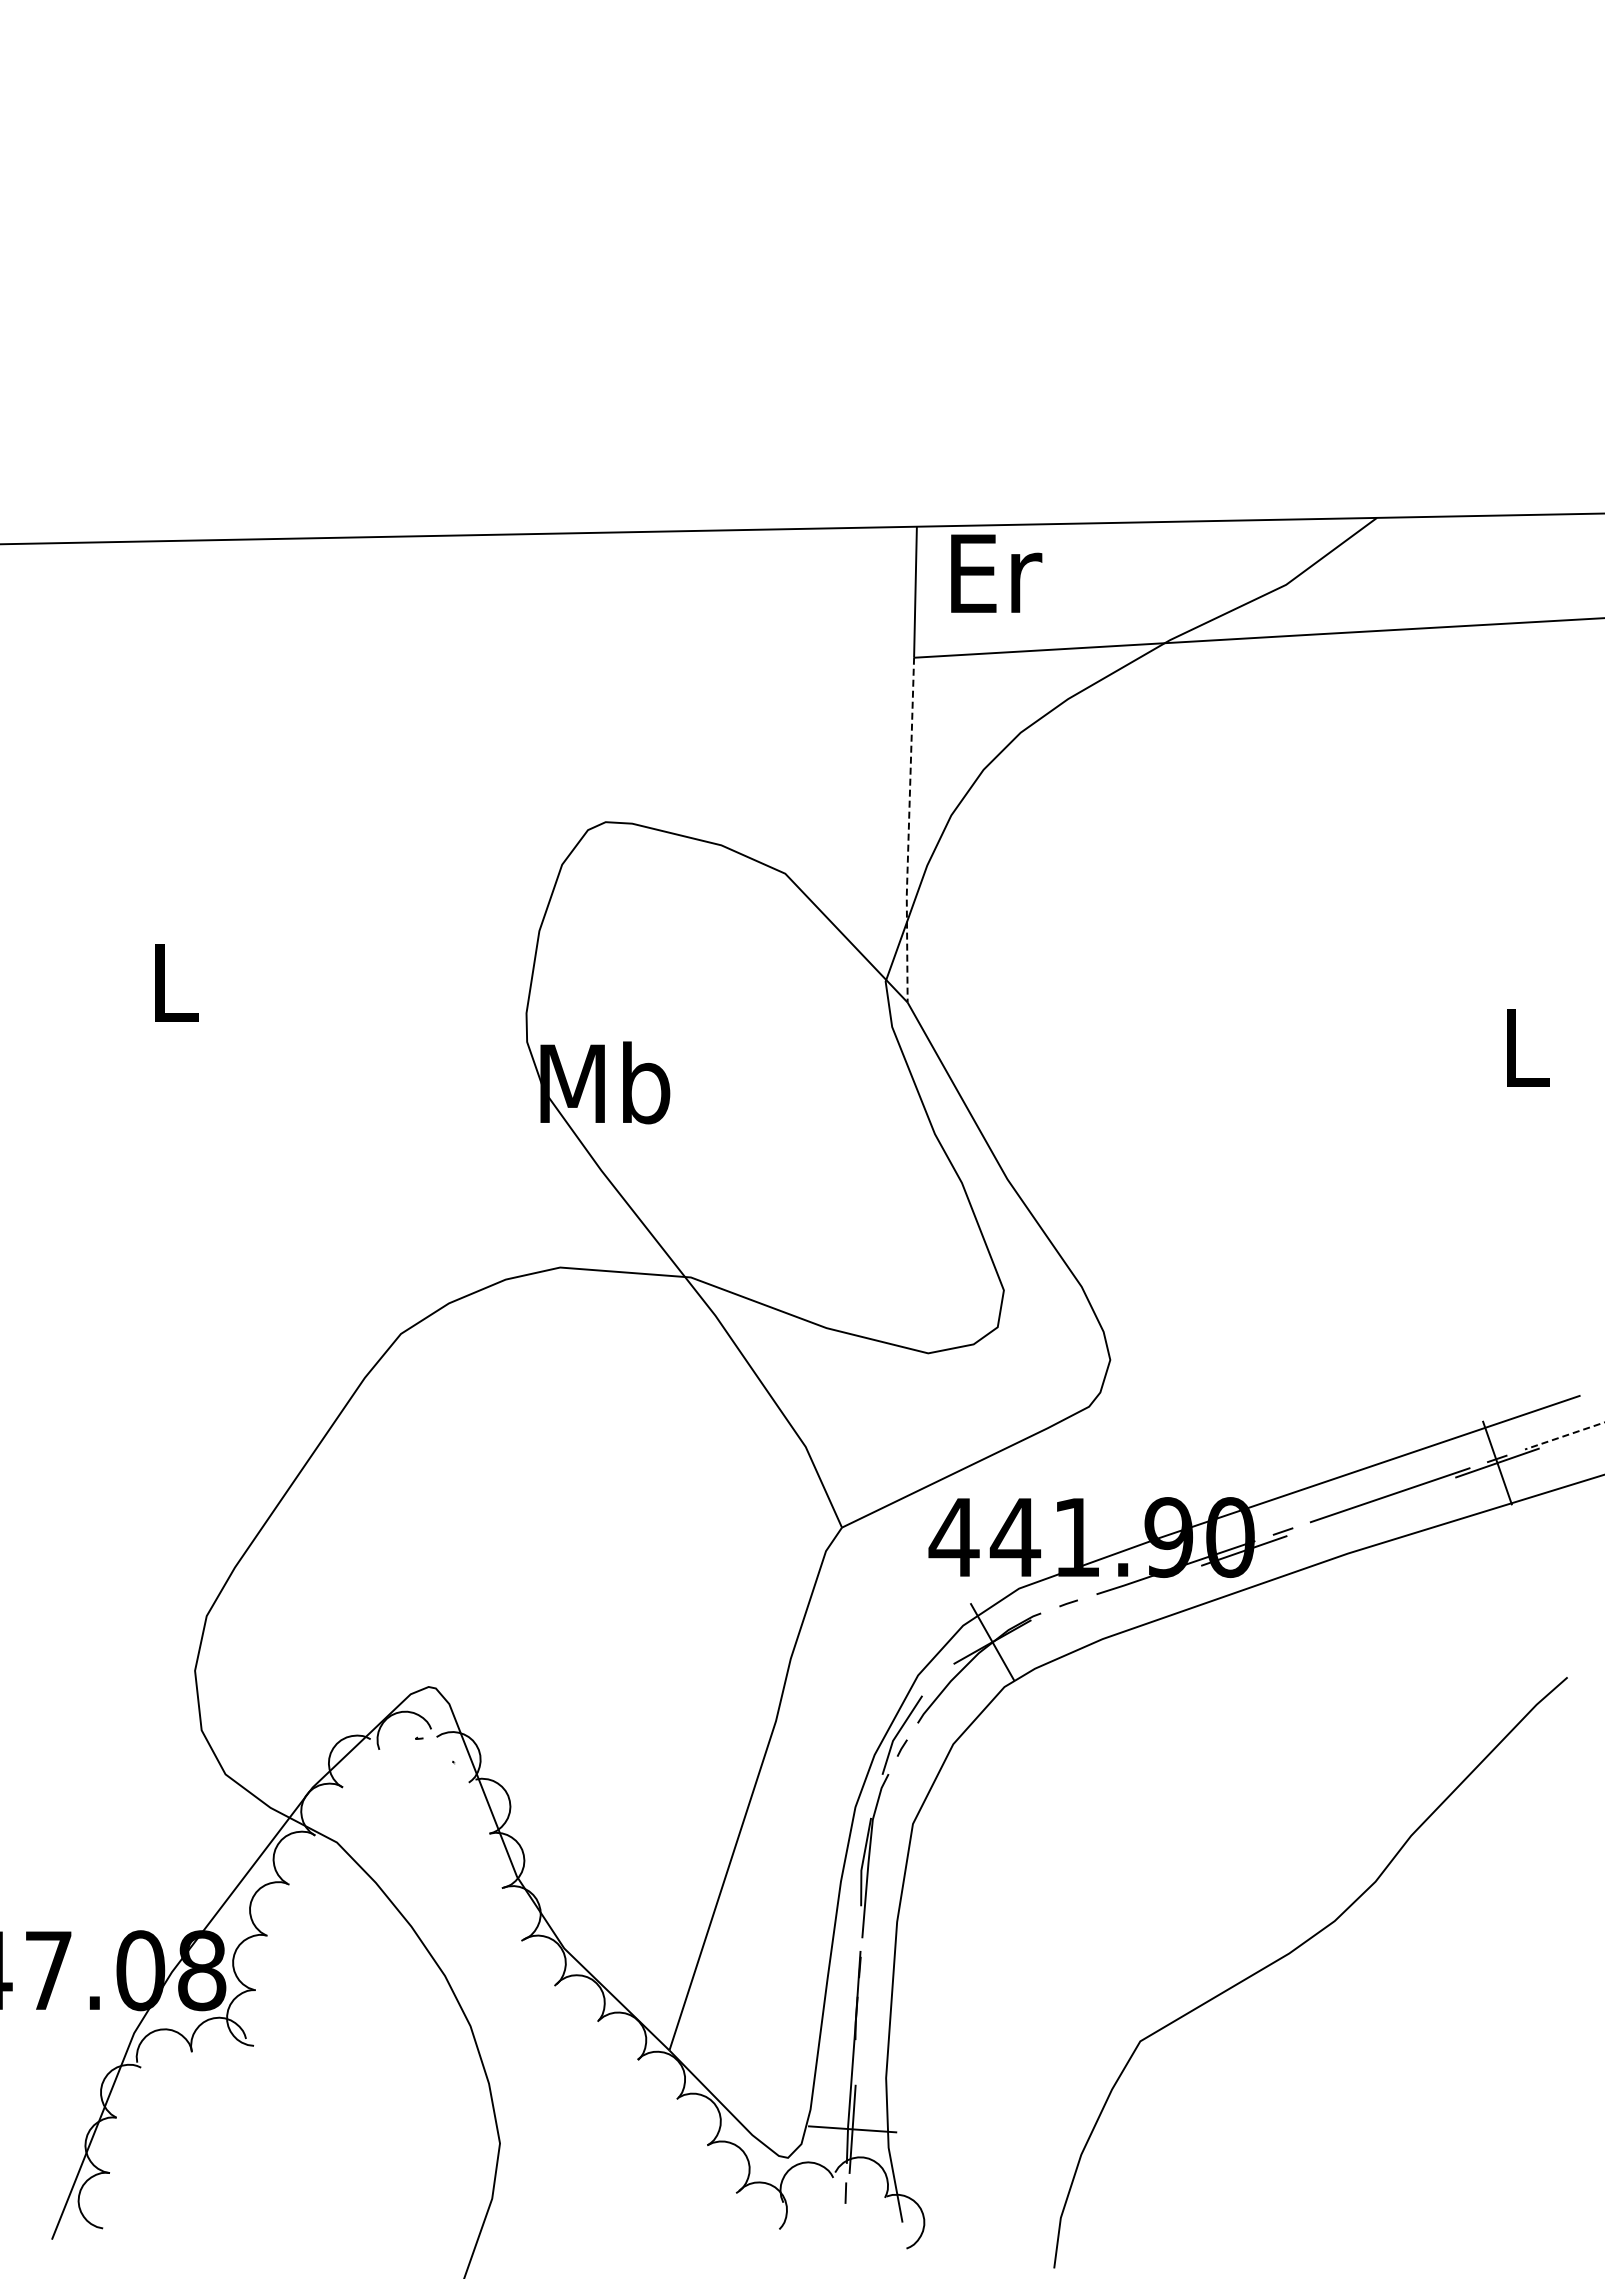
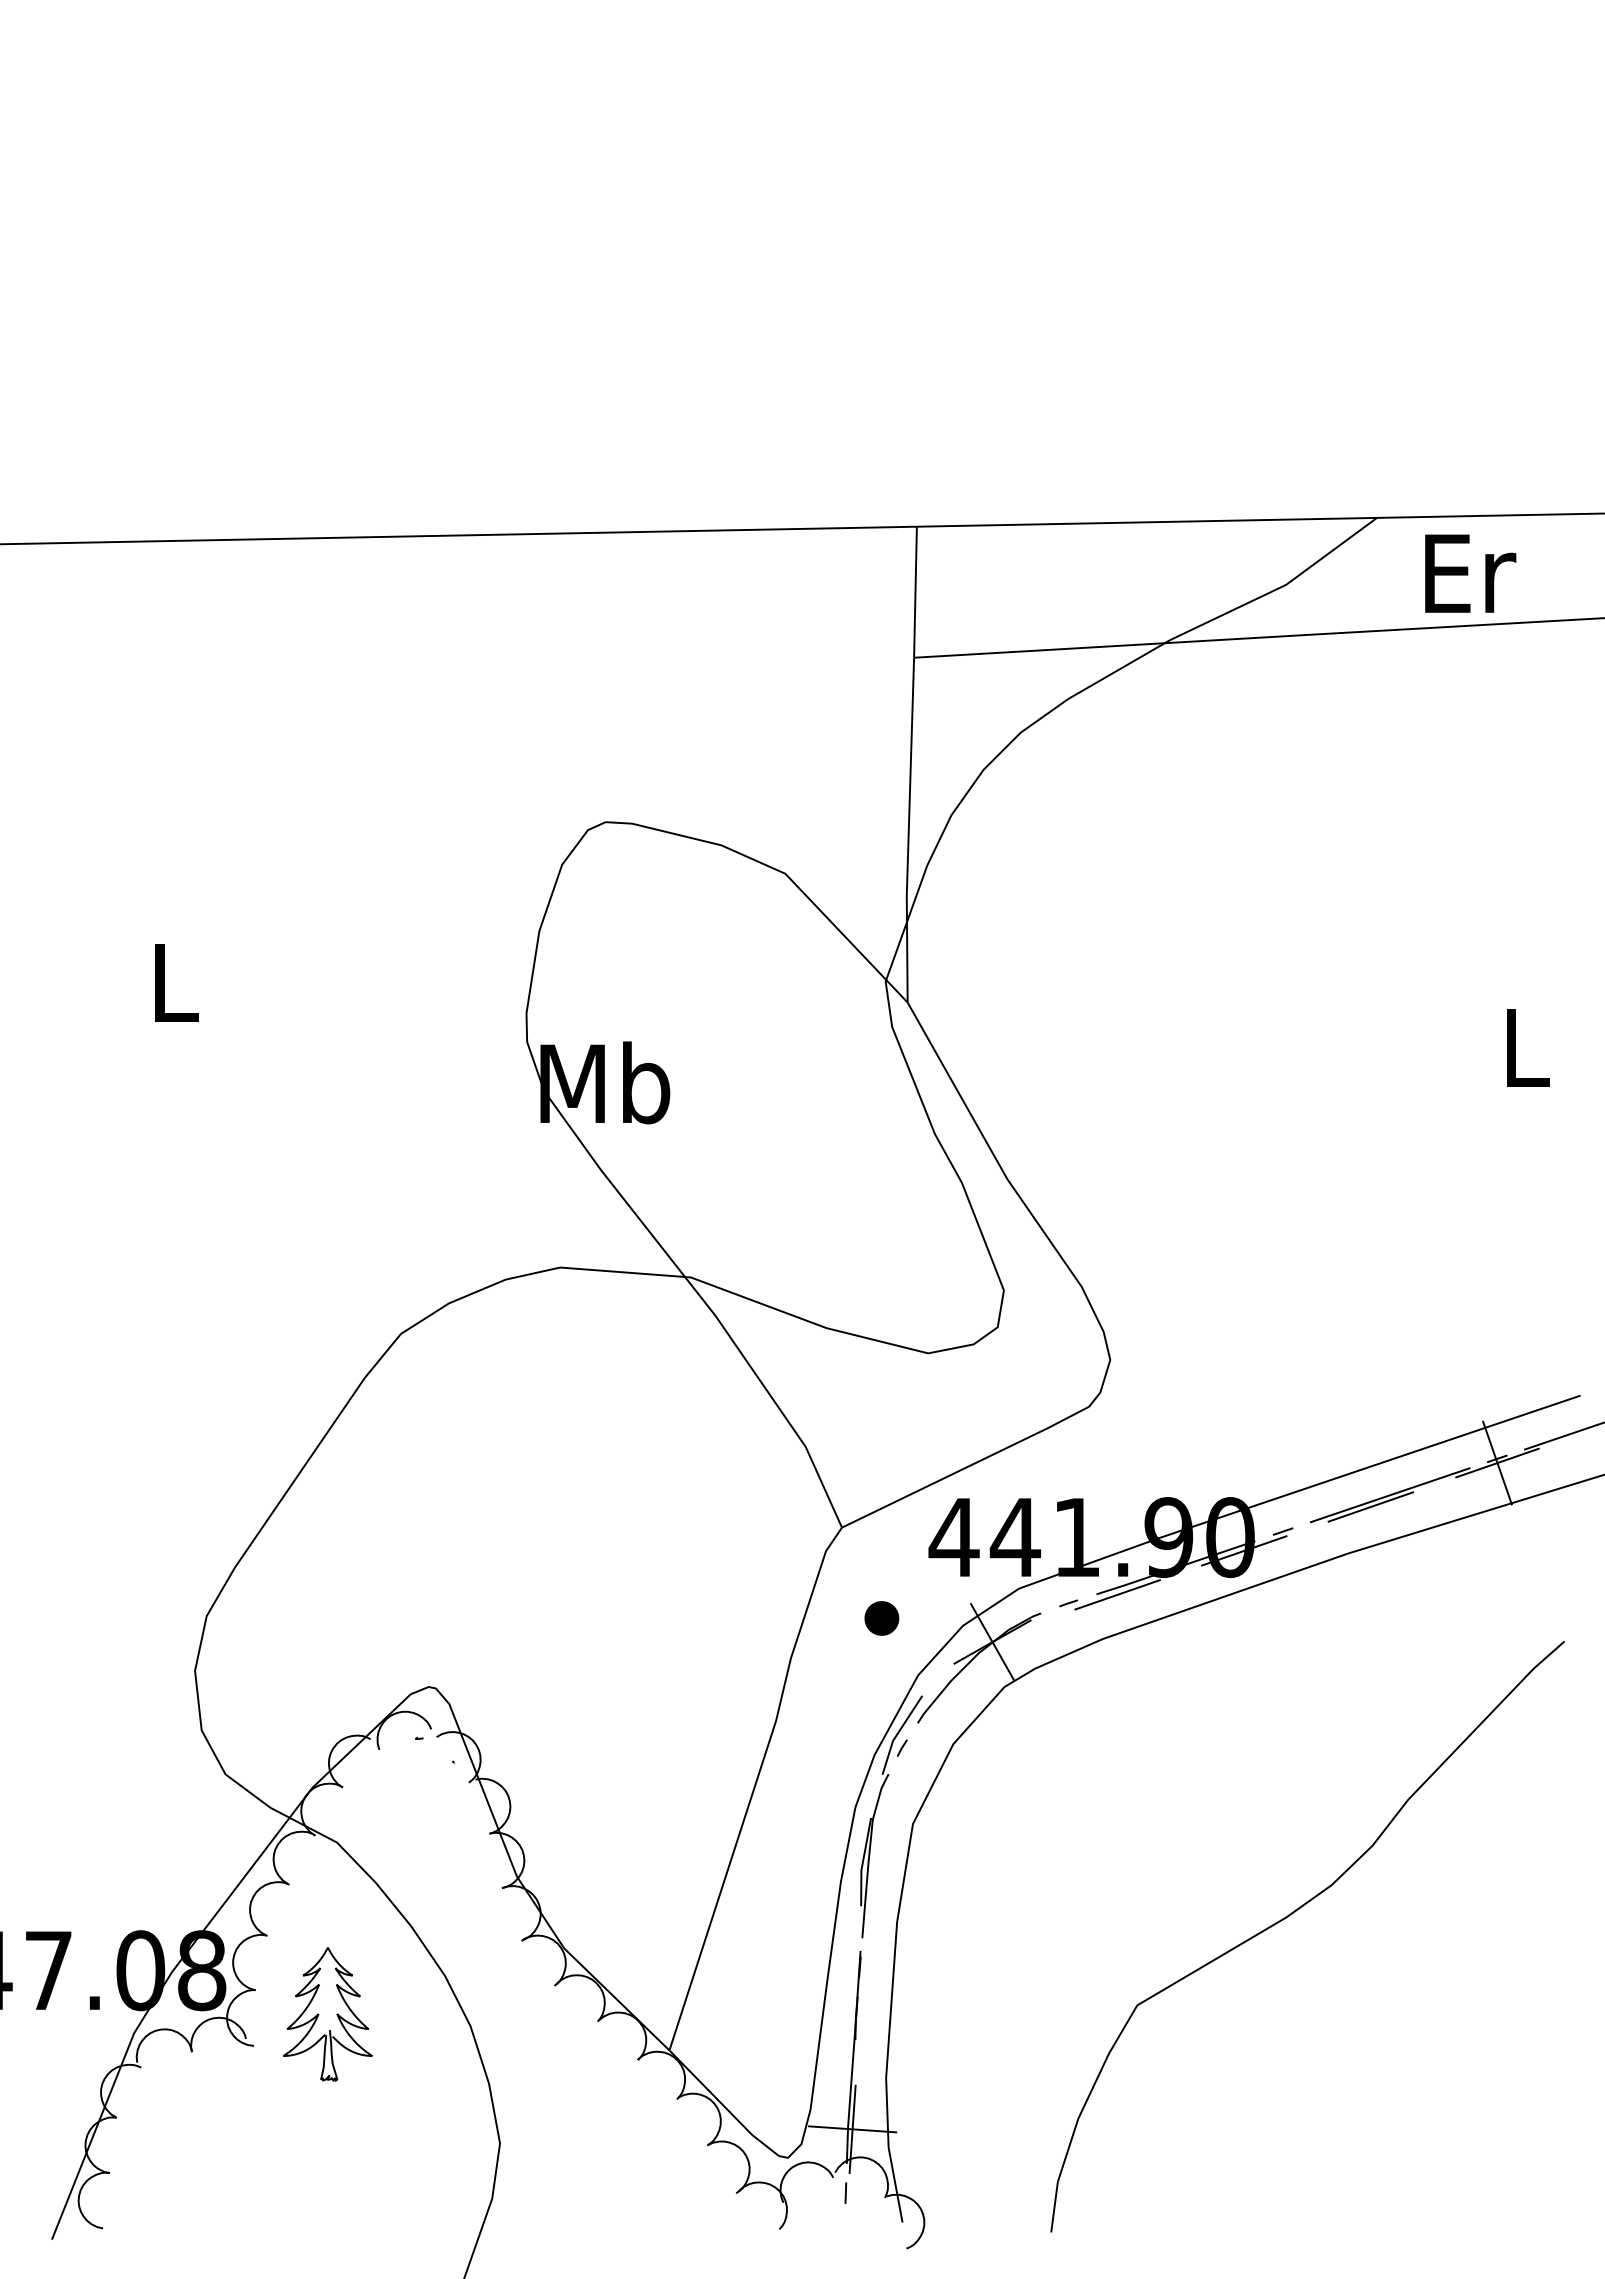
text position: (996, 573) -> (1470, 573) (1470, 573)
line: dashed -> solid (908, 831)
line: dashed -> solid (1564, 1436)
line: none -> present (1370, 1506)
line: none -> present (1117, 1594)
part: none -> present (881, 1618)
curve position: (1295, 1950) -> (1292, 1914) (1292, 1914)
part: none -> present (327, 2014)
